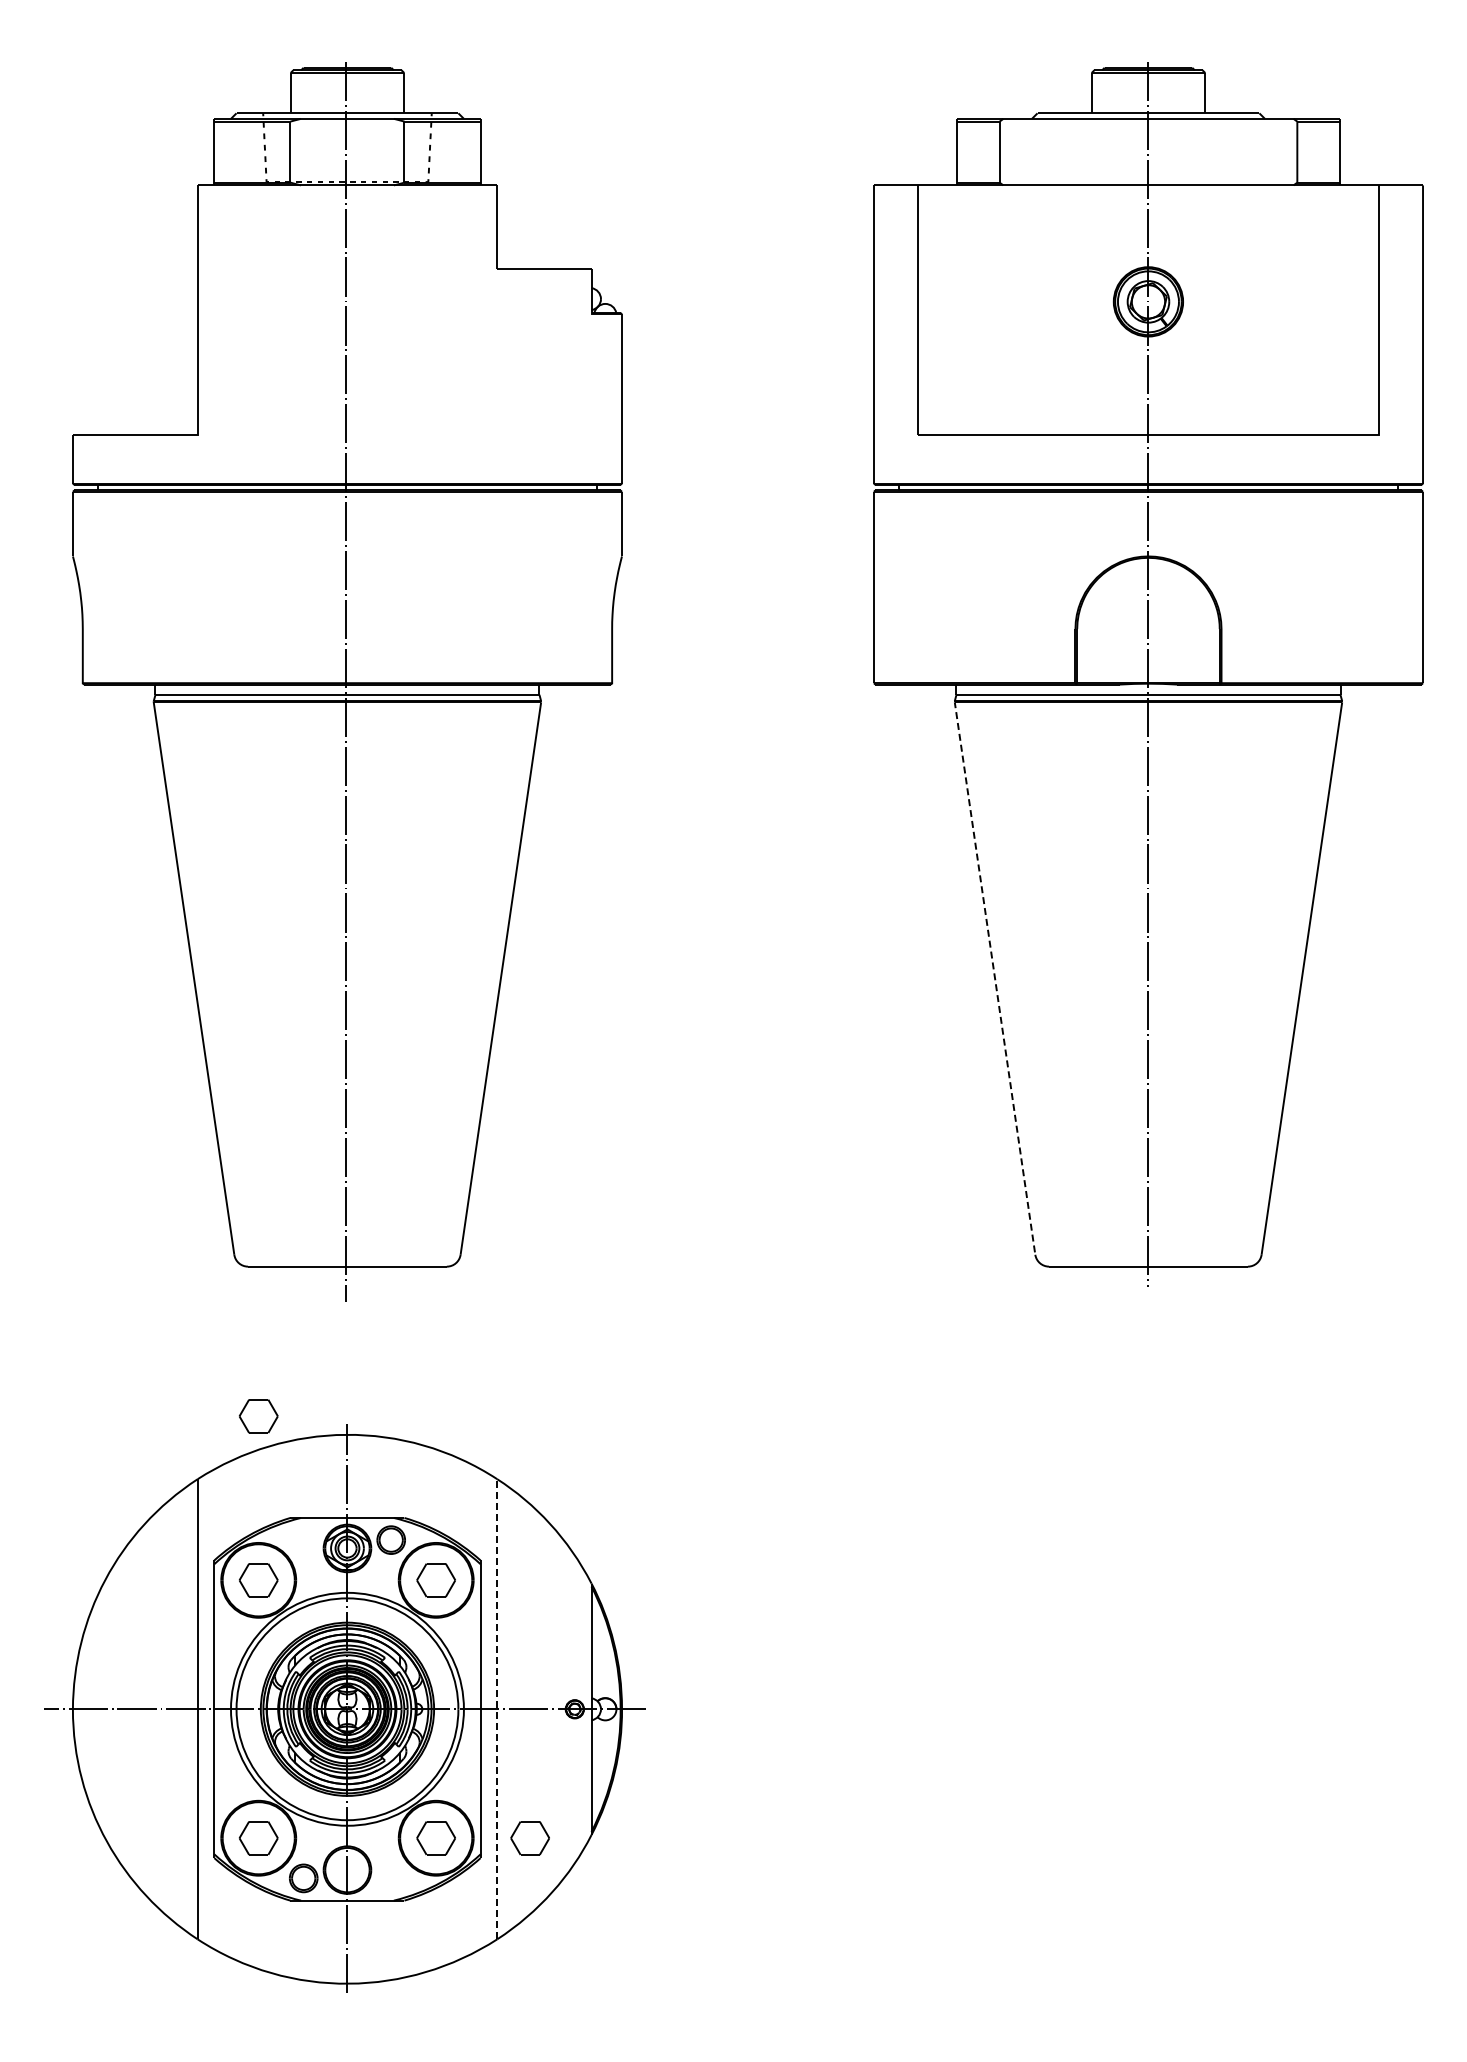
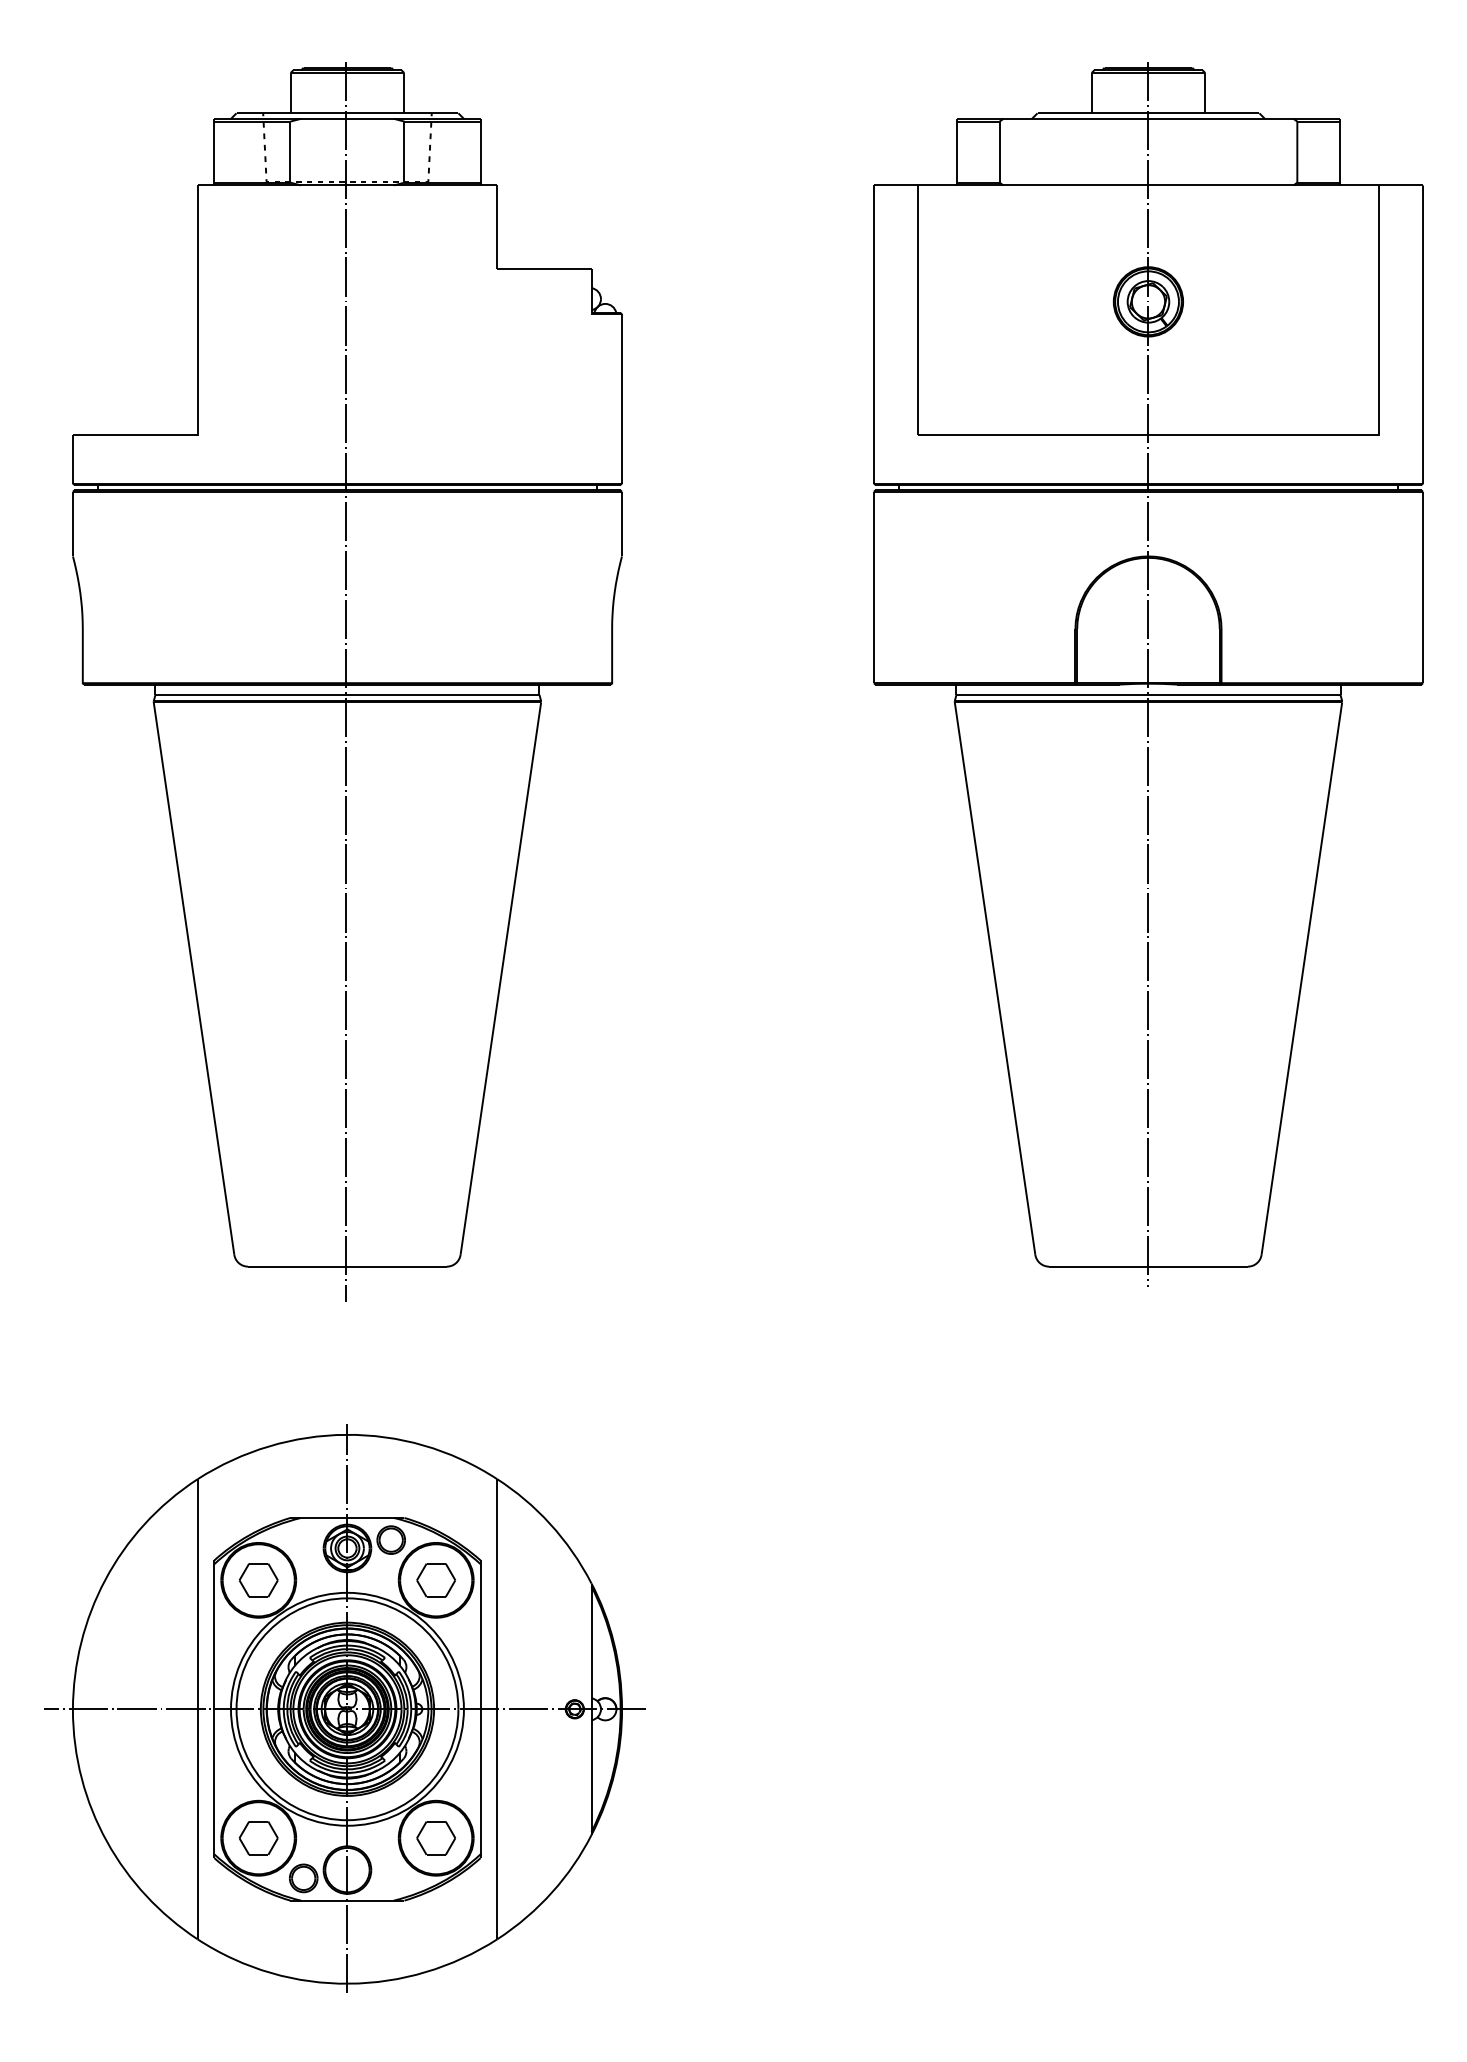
line: dashed -> solid (994, 977)
part: present -> none (258, 1416)
line: dashed -> solid (497, 1708)
part: present -> none (529, 1838)
